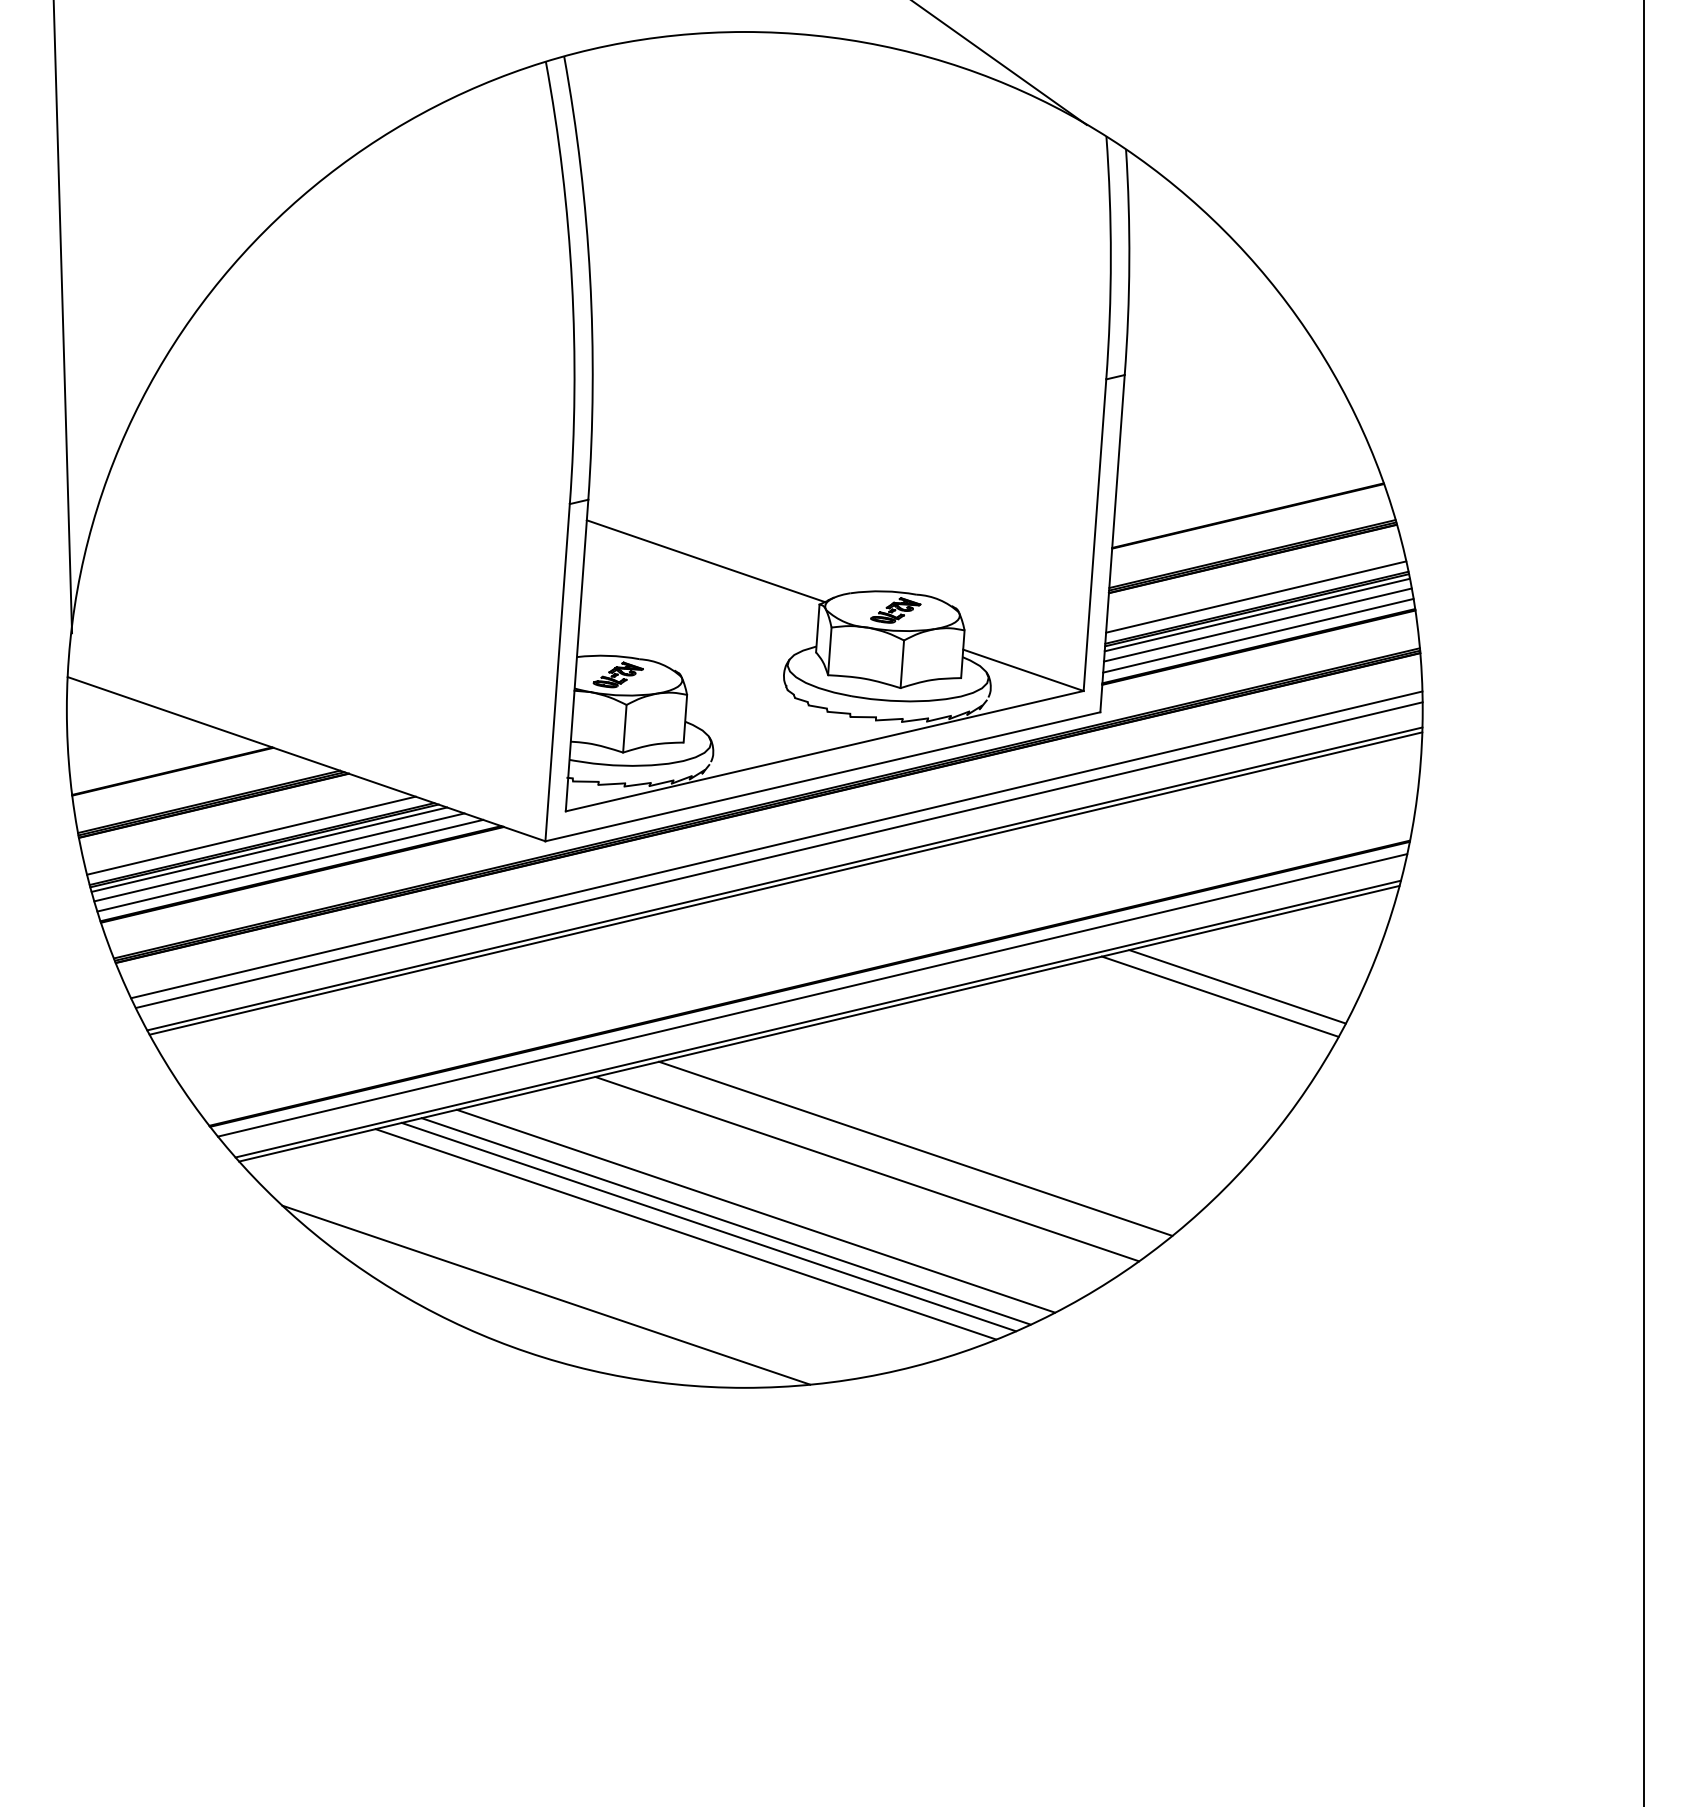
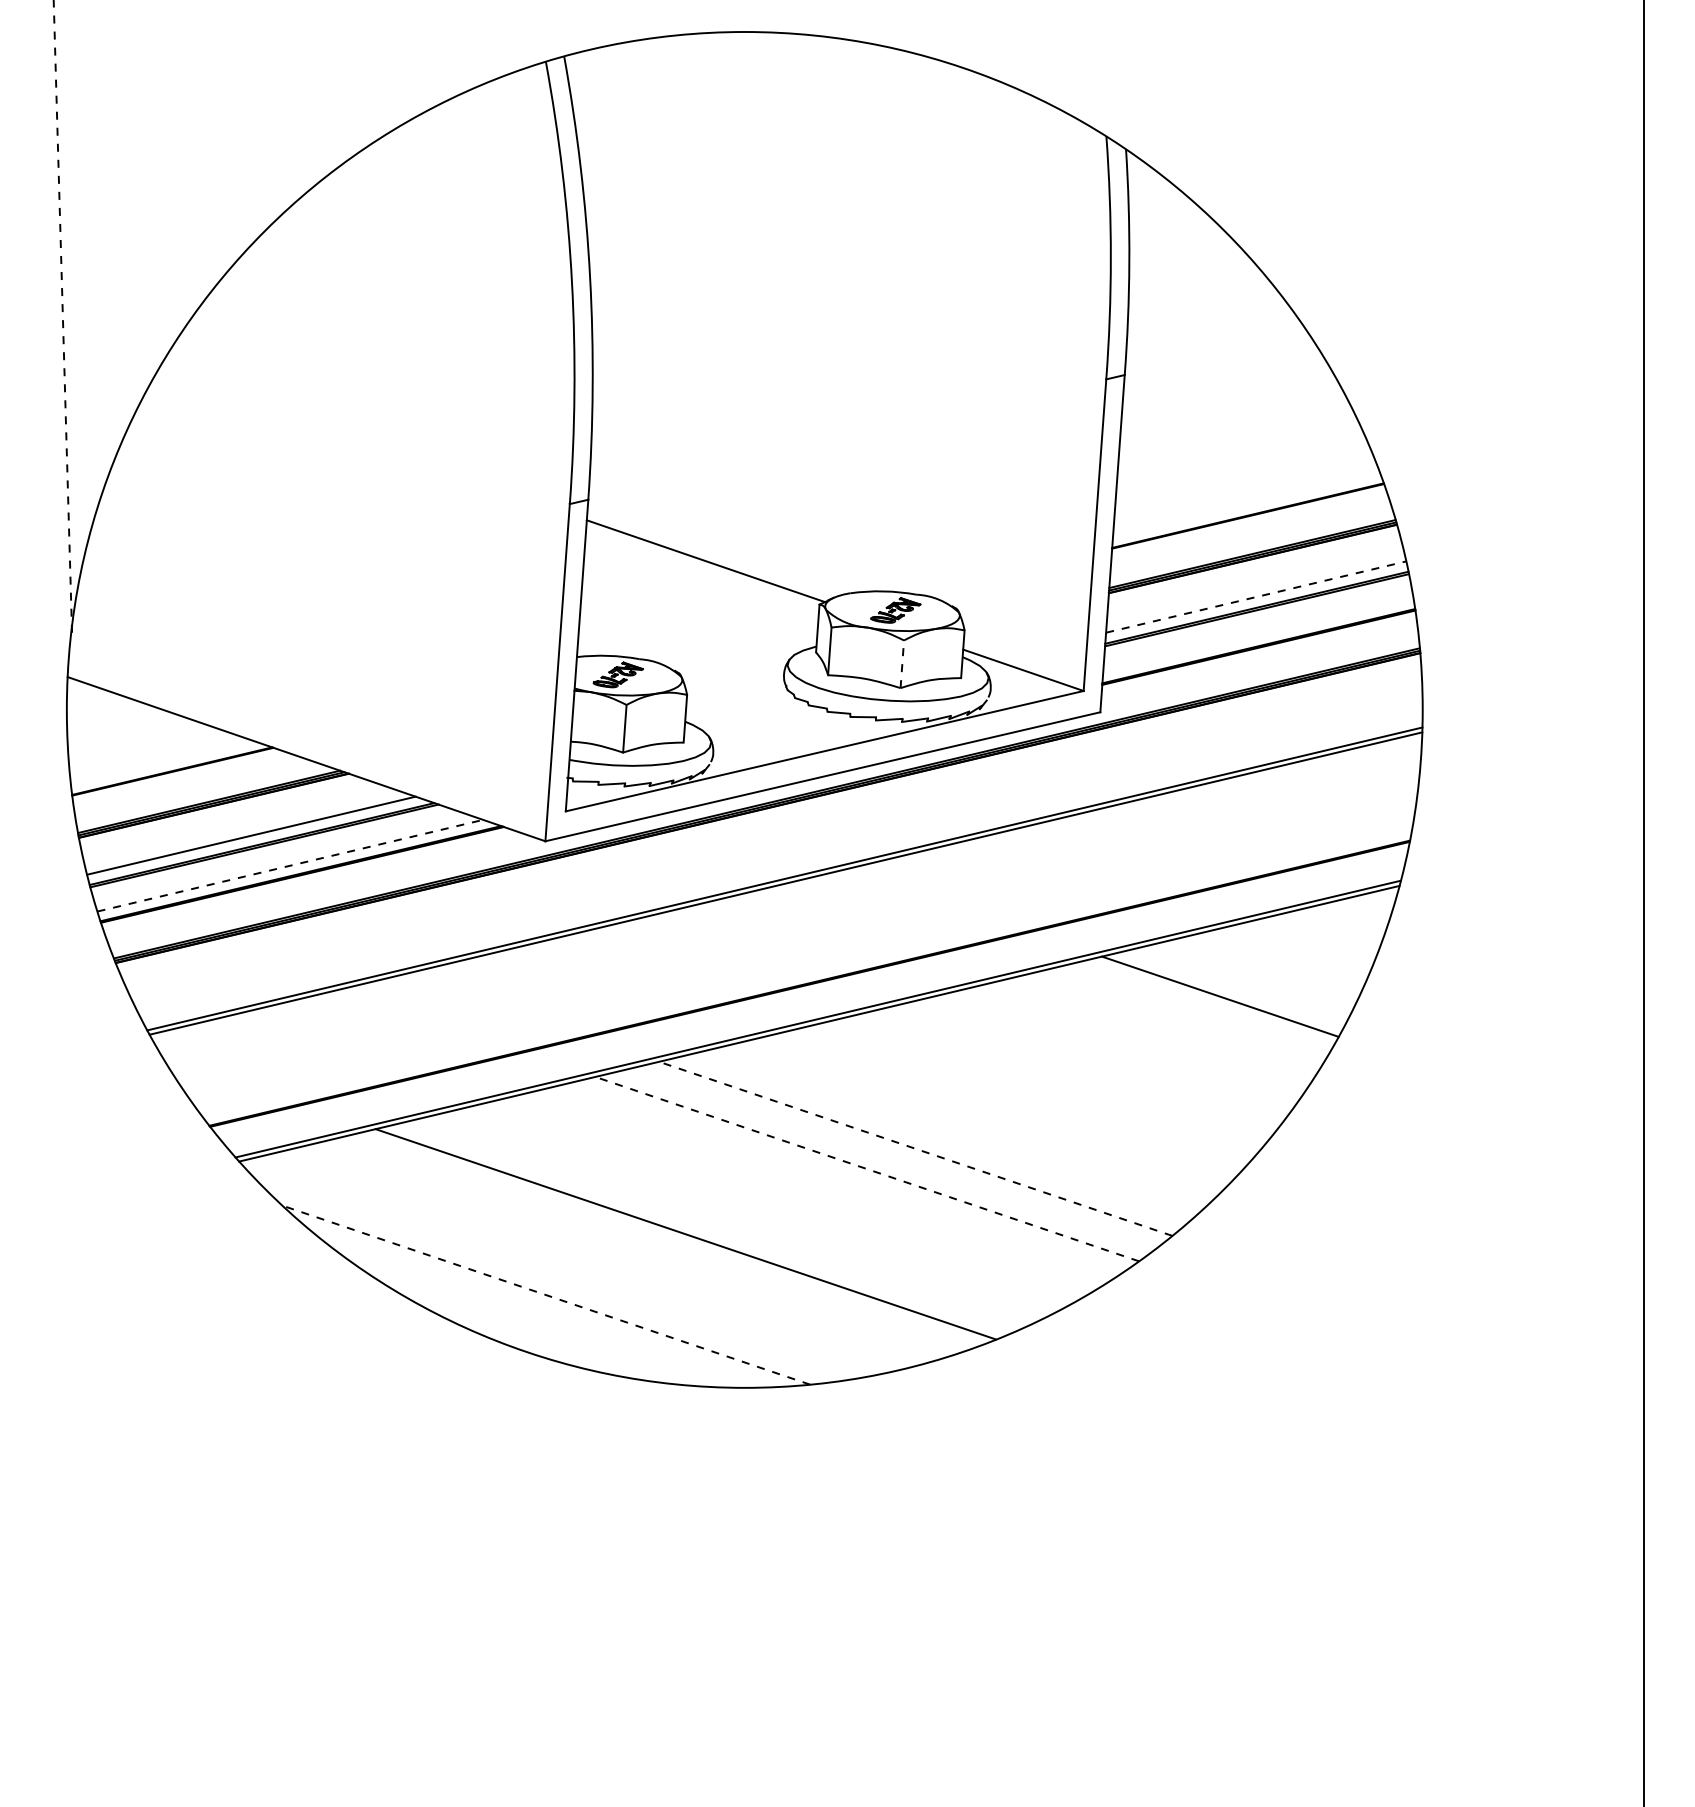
line: present -> none (999, 63)
line: solid -> dashed (62, 316)
line: solid -> dashed (1256, 596)
line: present -> none (1256, 614)
line: present -> none (1257, 624)
line: present -> none (1258, 635)
line: solid -> dashed (902, 664)
line: present -> none (776, 844)
line: present -> none (269, 849)
line: present -> none (778, 855)
line: present -> none (279, 857)
line: solid -> dashed (290, 865)
line: present -> none (1237, 986)
line: present -> none (812, 995)
line: solid -> dashed (915, 1148)
line: solid -> dashed (866, 1168)
line: present -> none (755, 1210)
line: present -> none (725, 1221)
line: present -> none (708, 1226)
line: solid -> dashed (546, 1295)
